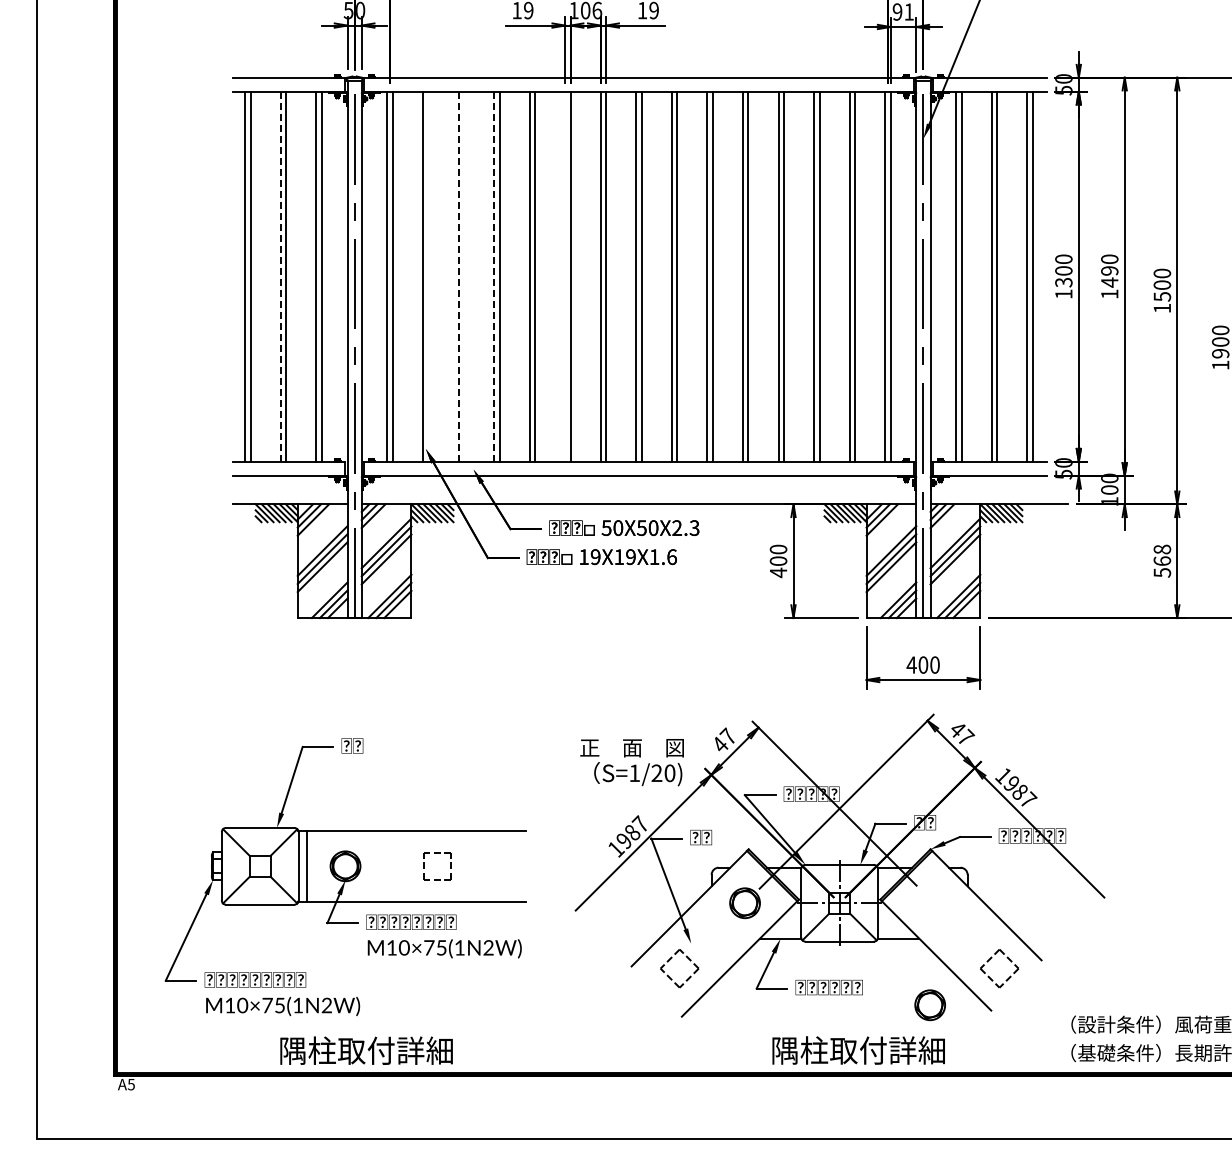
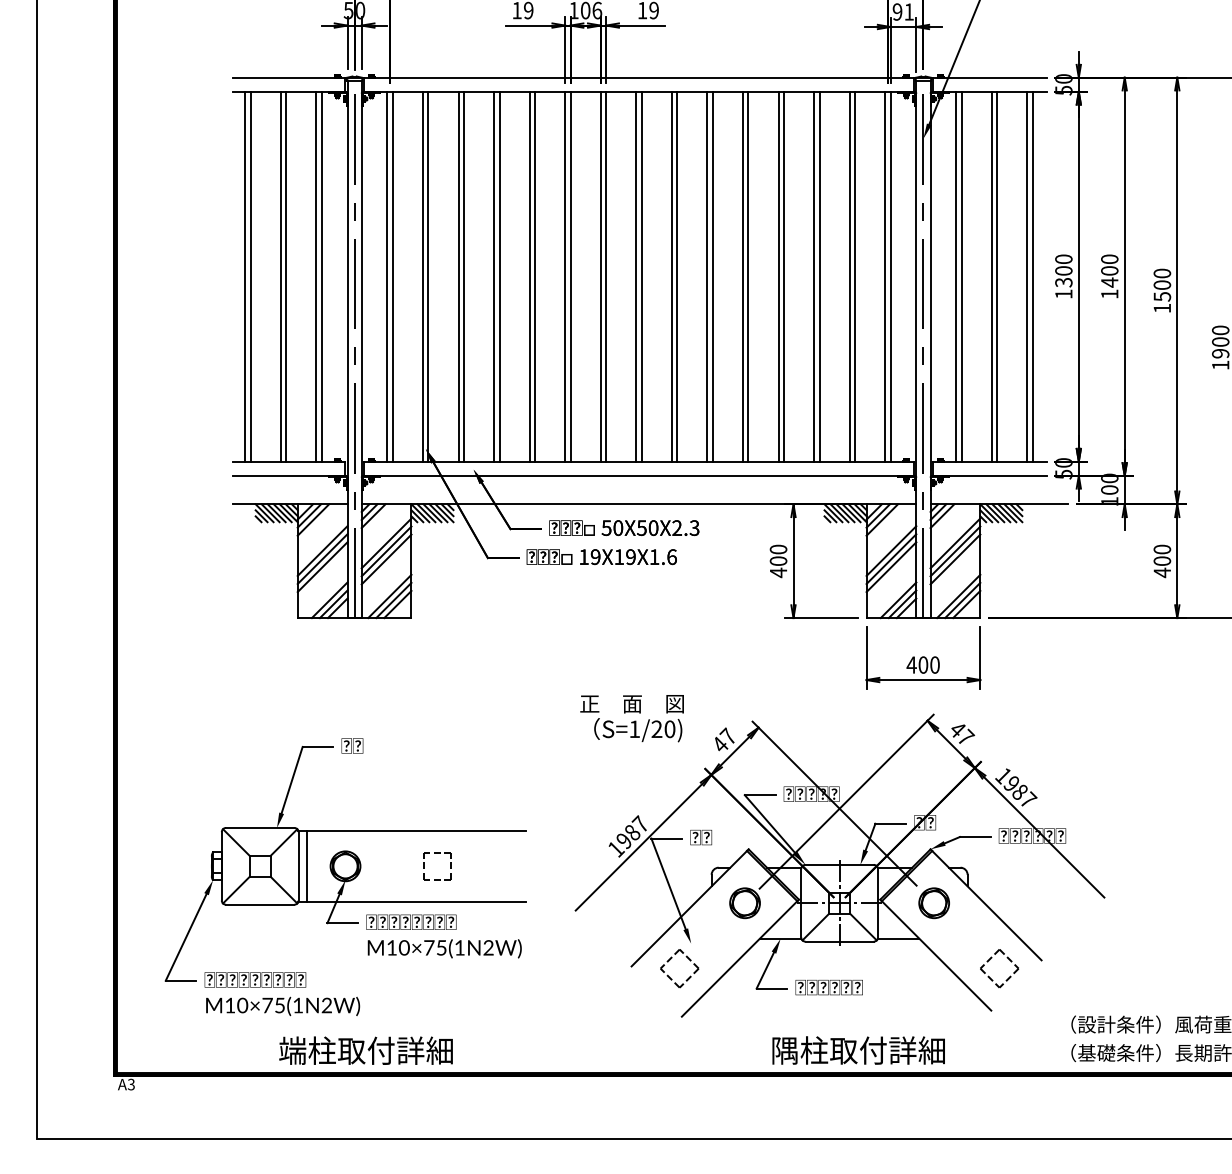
text: 1490 -> 1400 (1109, 270)
line: dashed -> solid (280, 276)
line: none -> present (428, 276)
line: dashed -> solid (458, 276)
line: none -> present (463, 276)
line: dashed -> solid (494, 276)
line: none -> present (565, 276)
text: 568 -> 400 (1162, 561)
text position: (631, 762) -> (631, 718) (631, 718)
part position: (929, 1005) -> (933, 903) (933, 903)
text: 隅柱取付詳細 -> 端柱取付詳細 (292, 1050)
text: A5 -> A3 (131, 1083)
